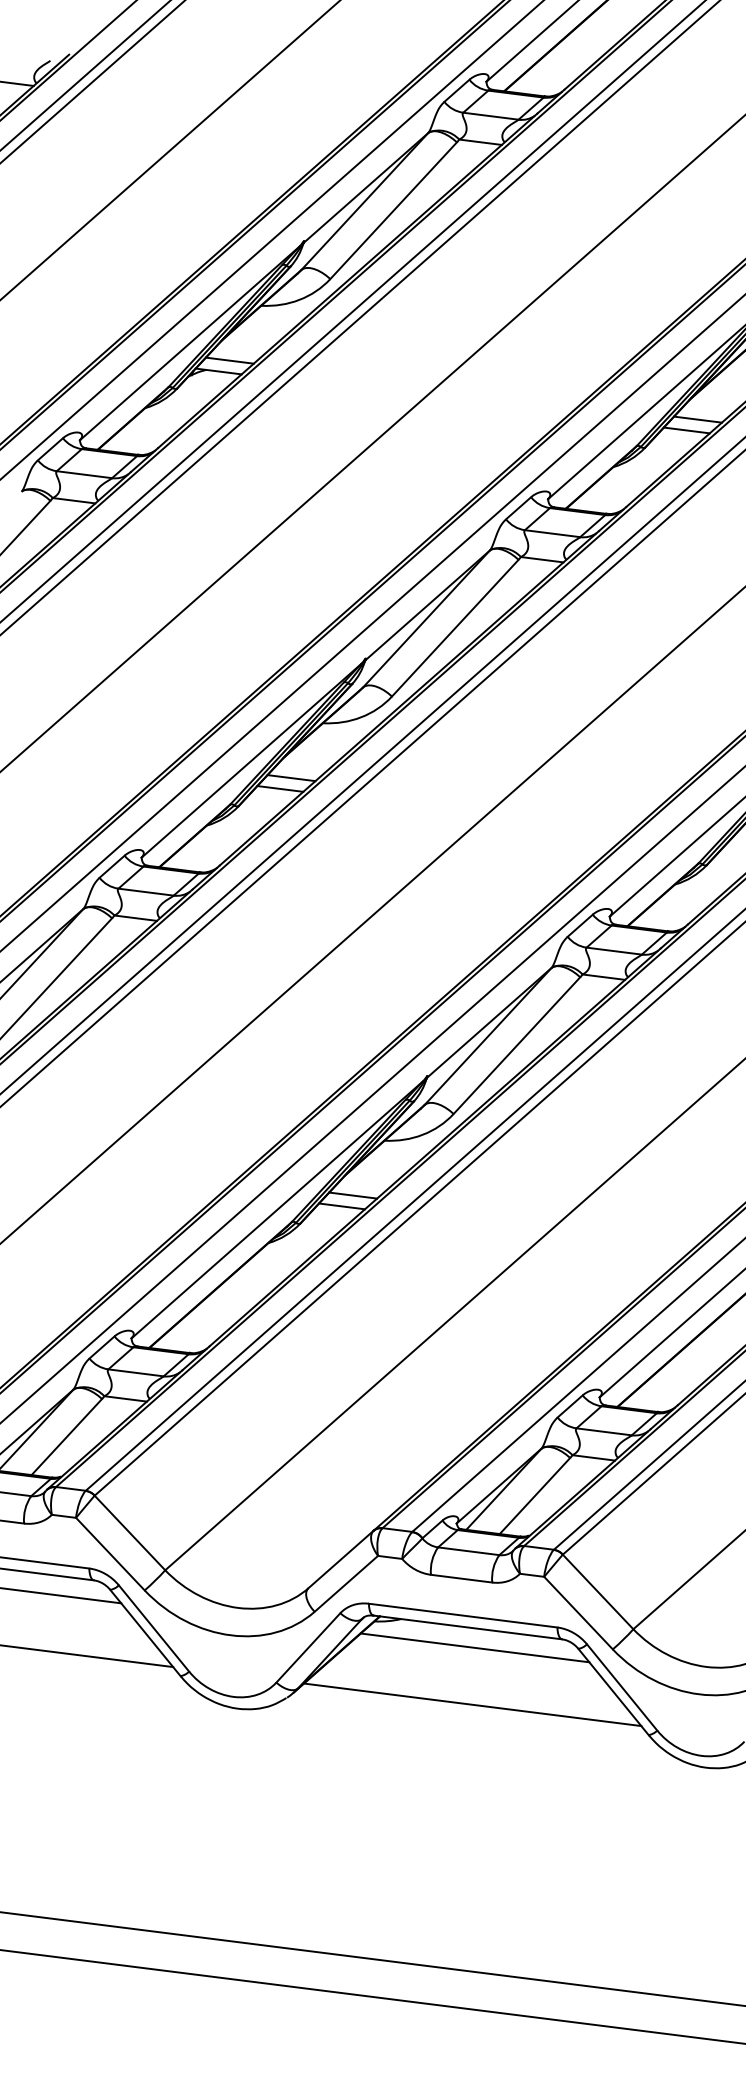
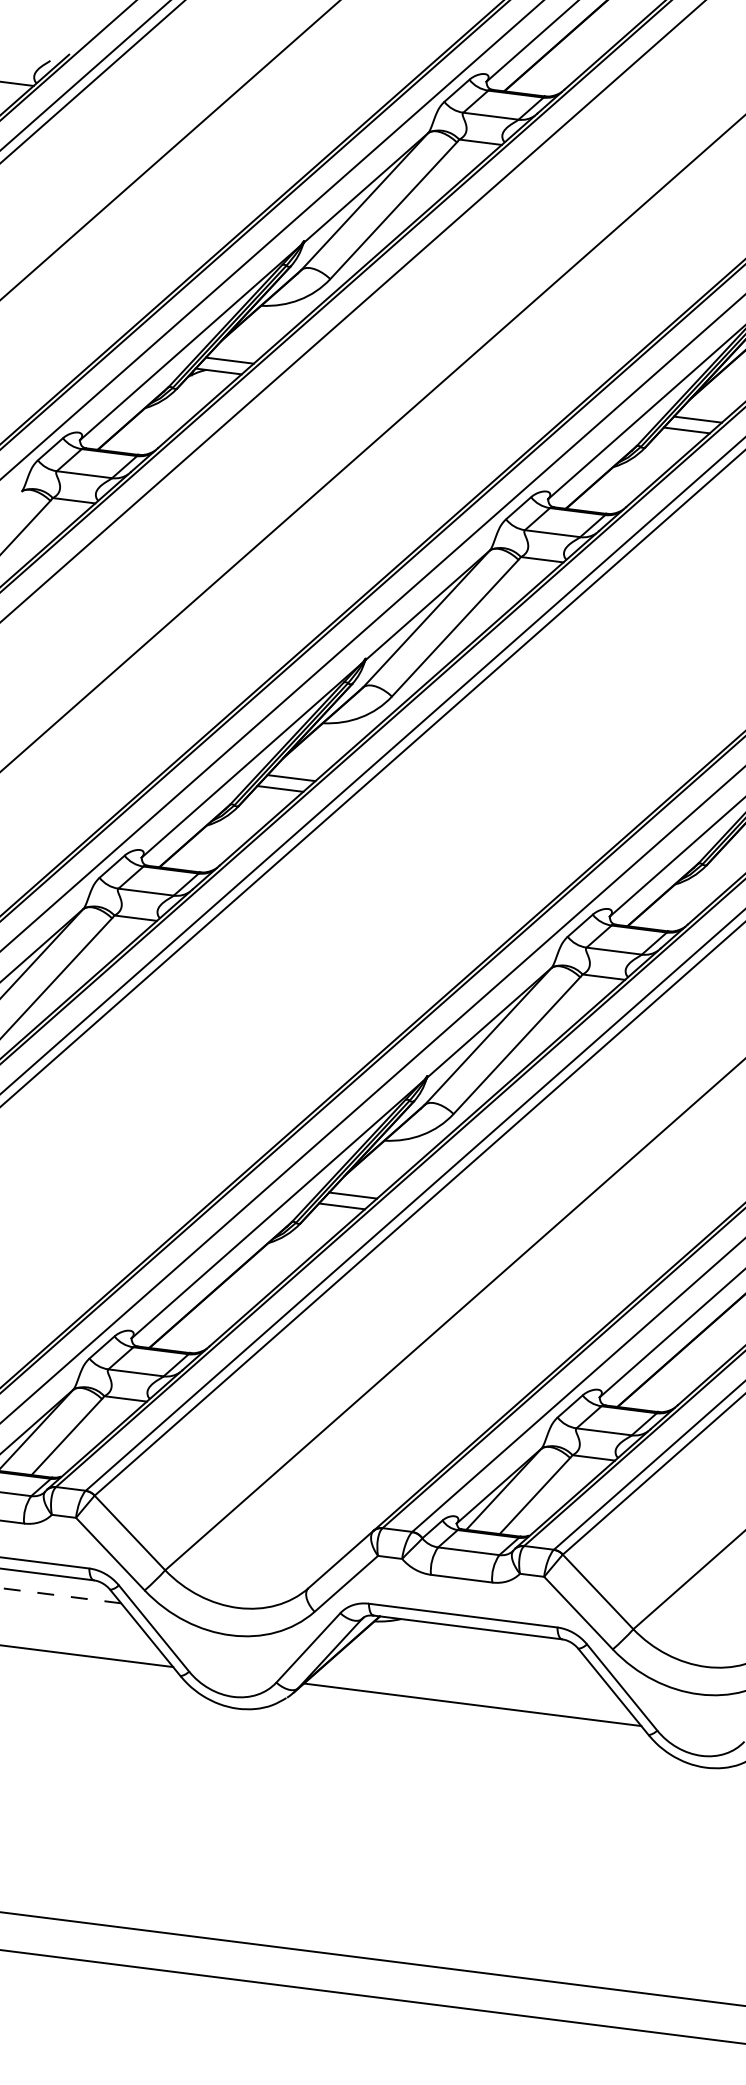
line: present -> none (359, 317)
line: present -> none (372, 915)
line: solid -> dashed (60, 1595)
line: present -> none (474, 1647)
